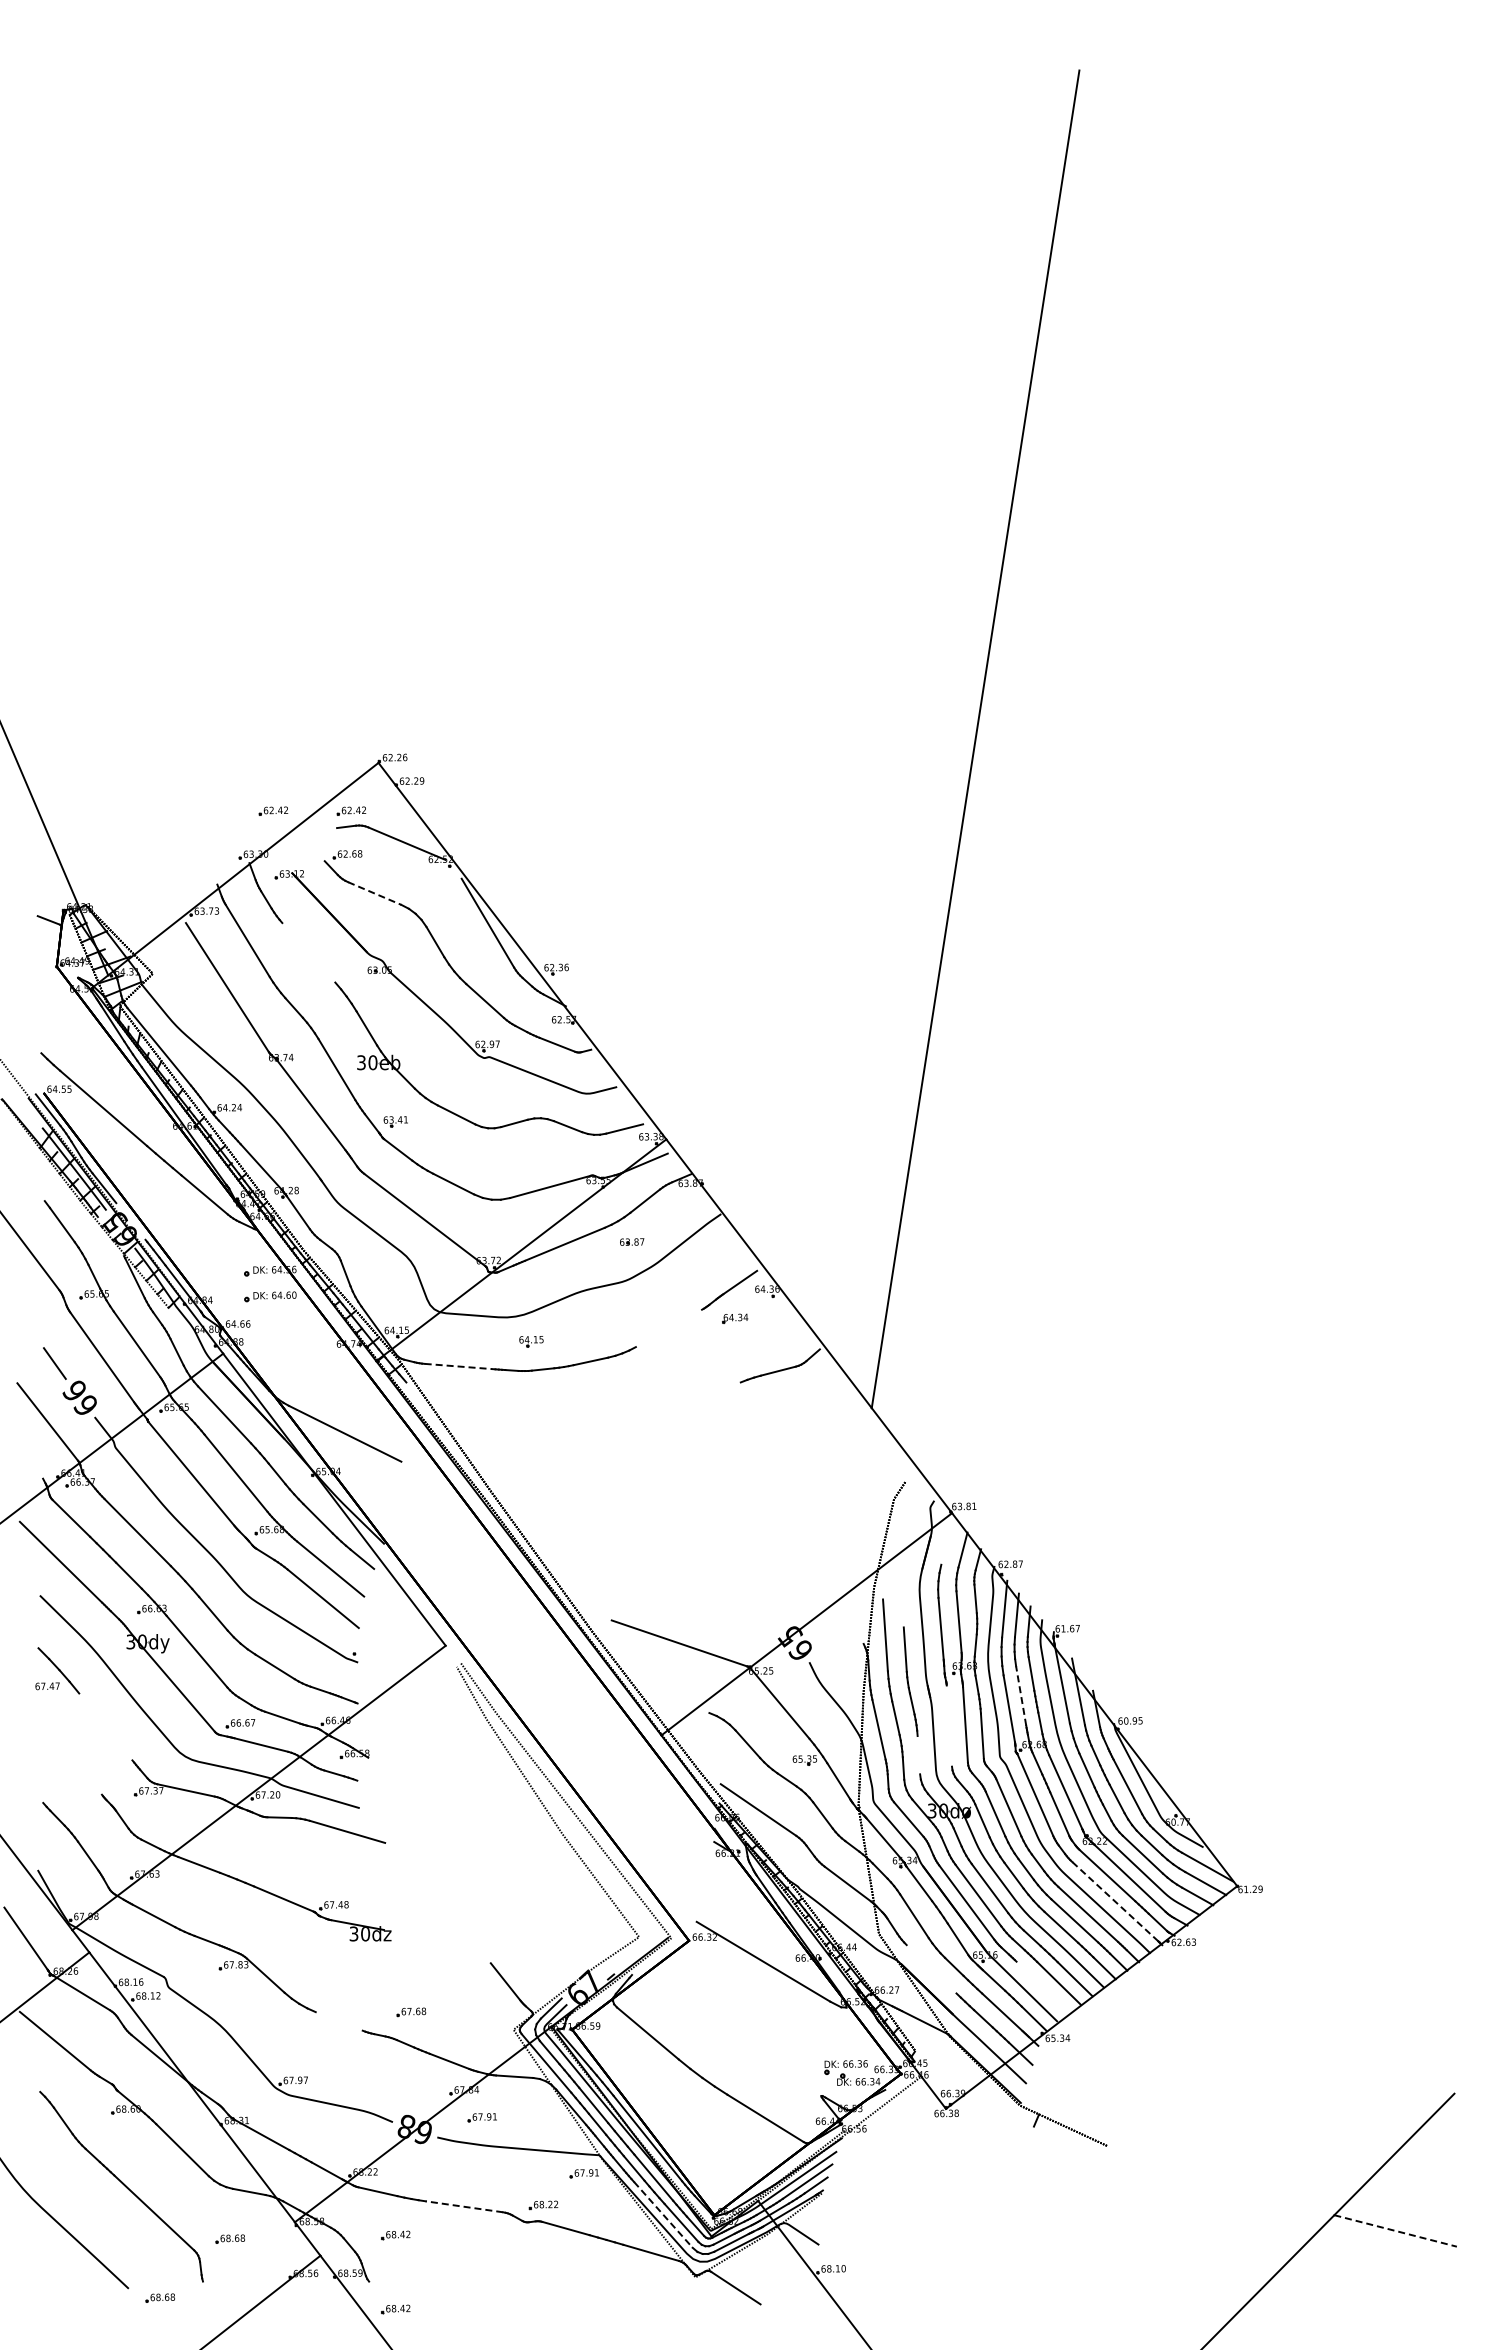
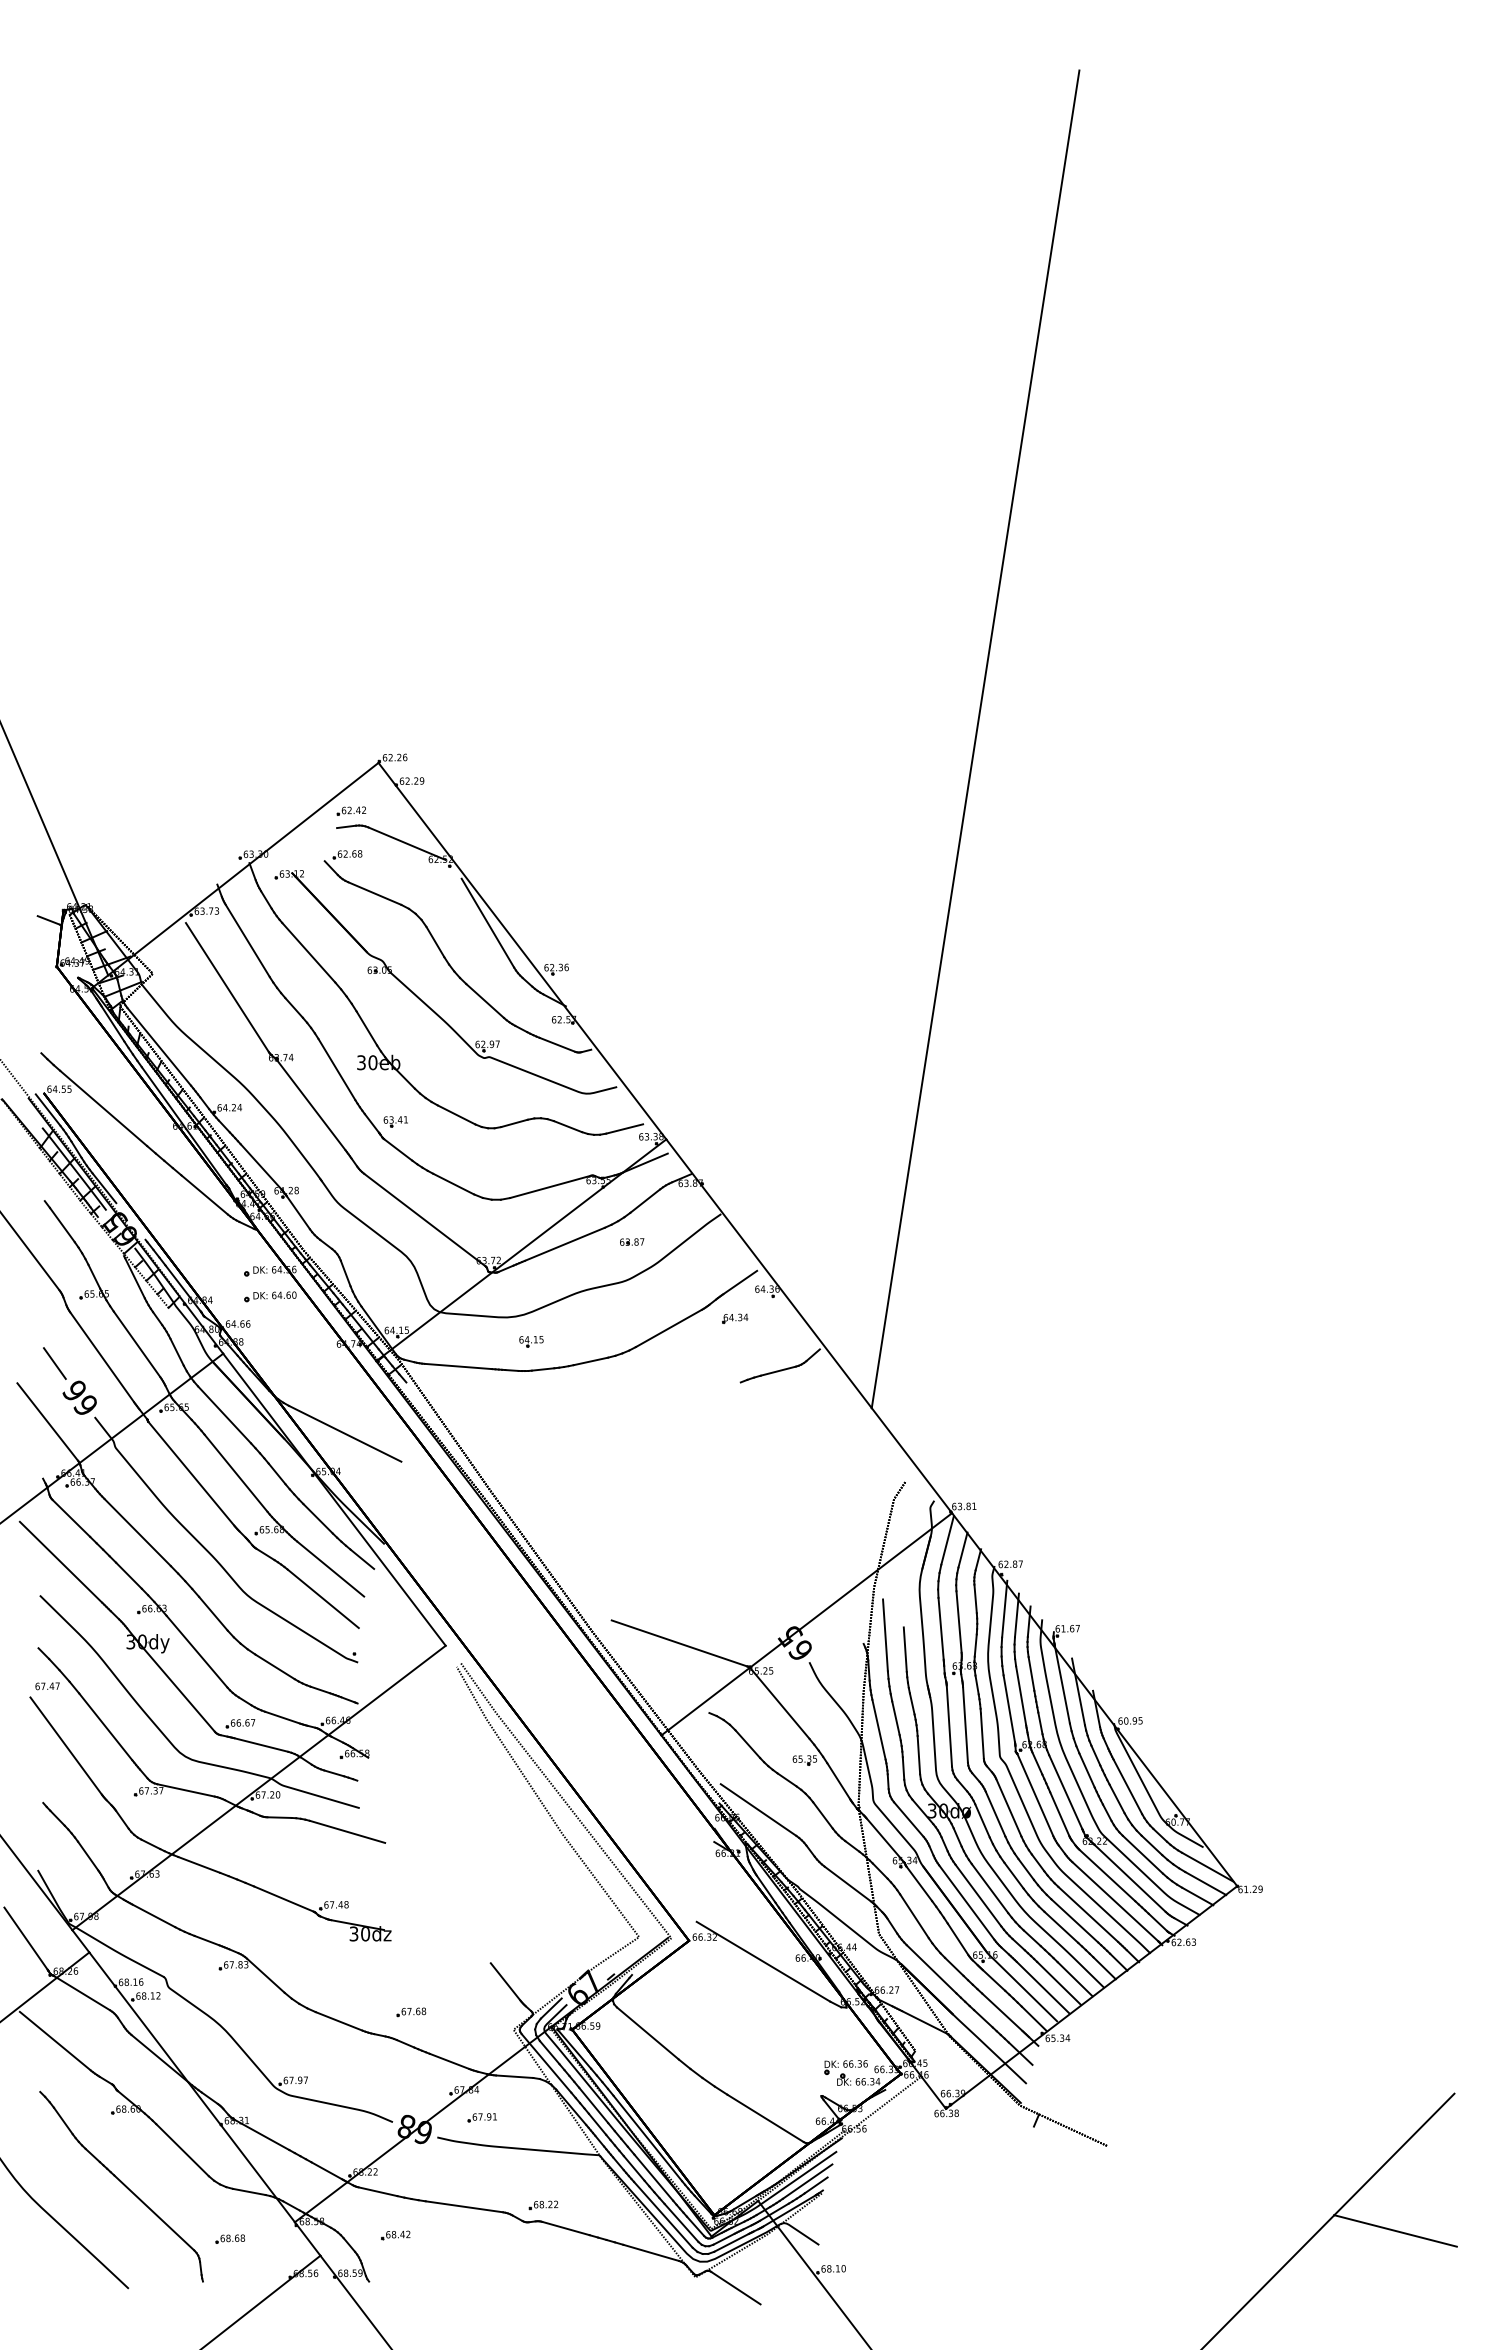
part: present -> none (273, 810)
line: dashed -> solid (374, 893)
line: none -> present (308, 952)
line: none -> present (668, 1328)
line: dashed -> solid (458, 1366)
line: none -> present (947, 1539)
line: dashed -> solid (1021, 1695)
line: none -> present (949, 1725)
line: none -> present (105, 1726)
line: none -> present (65, 1745)
line: none -> present (918, 1755)
line: dashed -> solid (1115, 1902)
line: none -> present (931, 1969)
line: none -> present (1042, 1987)
line: none -> present (338, 2021)
part: present -> none (583, 2173)
line: dashed -> solid (463, 2206)
line: dashed -> solid (663, 2215)
line: dashed -> solid (1396, 2231)
part: present -> none (159, 2297)
part: present -> none (395, 2309)
